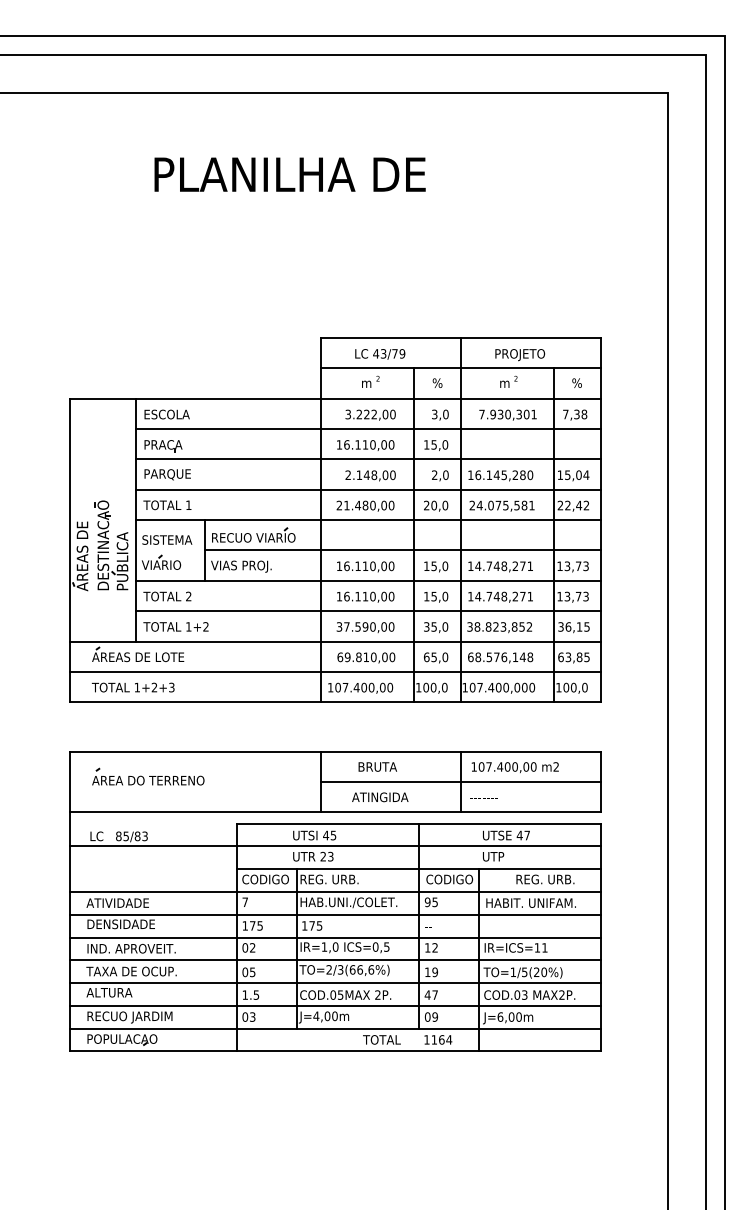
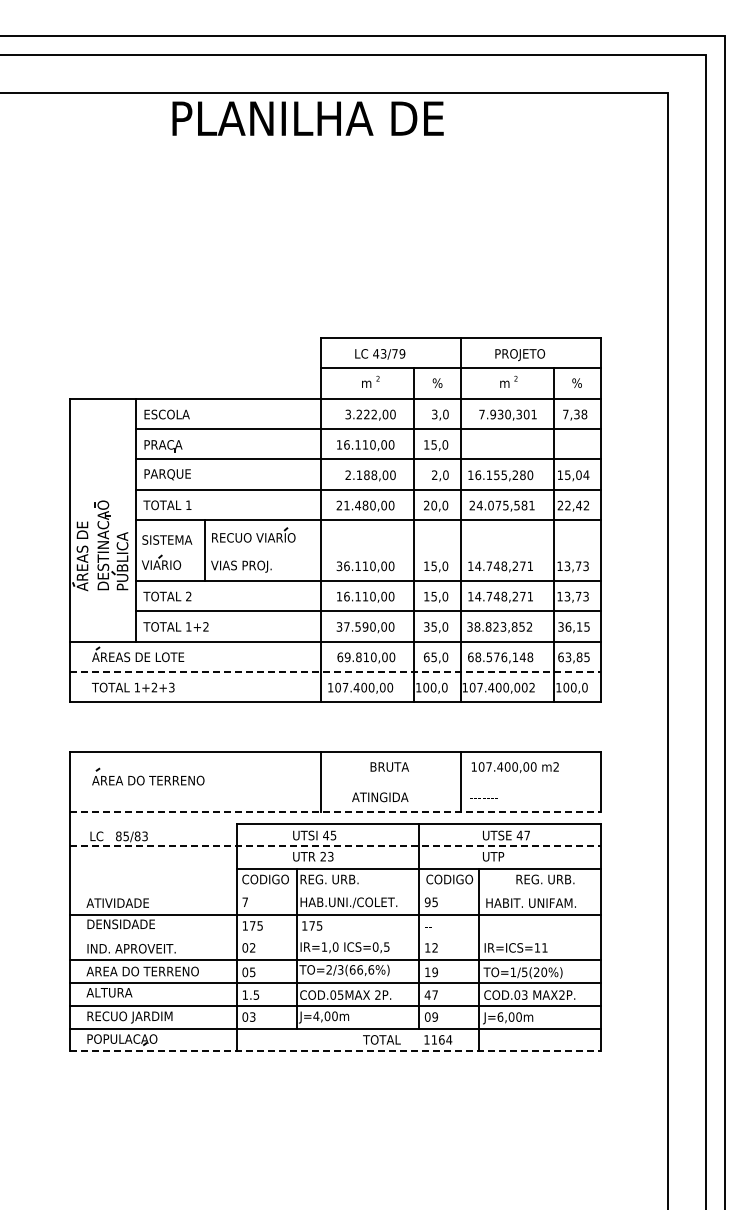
text position: (289, 174) -> (307, 118) (307, 118)
text: 2.148,00 -> 2.188,00 (366, 475)
text: 16.145,280 -> 16.155,280 (496, 475)
line: present -> none (403, 550)
text: 16.110,00 -> 36.110,00 (339, 566)
line: solid -> dashed (336, 671)
text: 107.400,000 -> 107.400,002 (532, 687)
text position: (377, 766) -> (389, 766) (389, 766)
line: present -> none (460, 781)
line: solid -> dashed (336, 811)
line: solid -> dashed (336, 846)
line: present -> none (335, 892)
line: present -> none (335, 937)
text: TAXA DE OCUP. -> AREA DO TERRENO (142, 971)
line: solid -> dashed (336, 1051)
